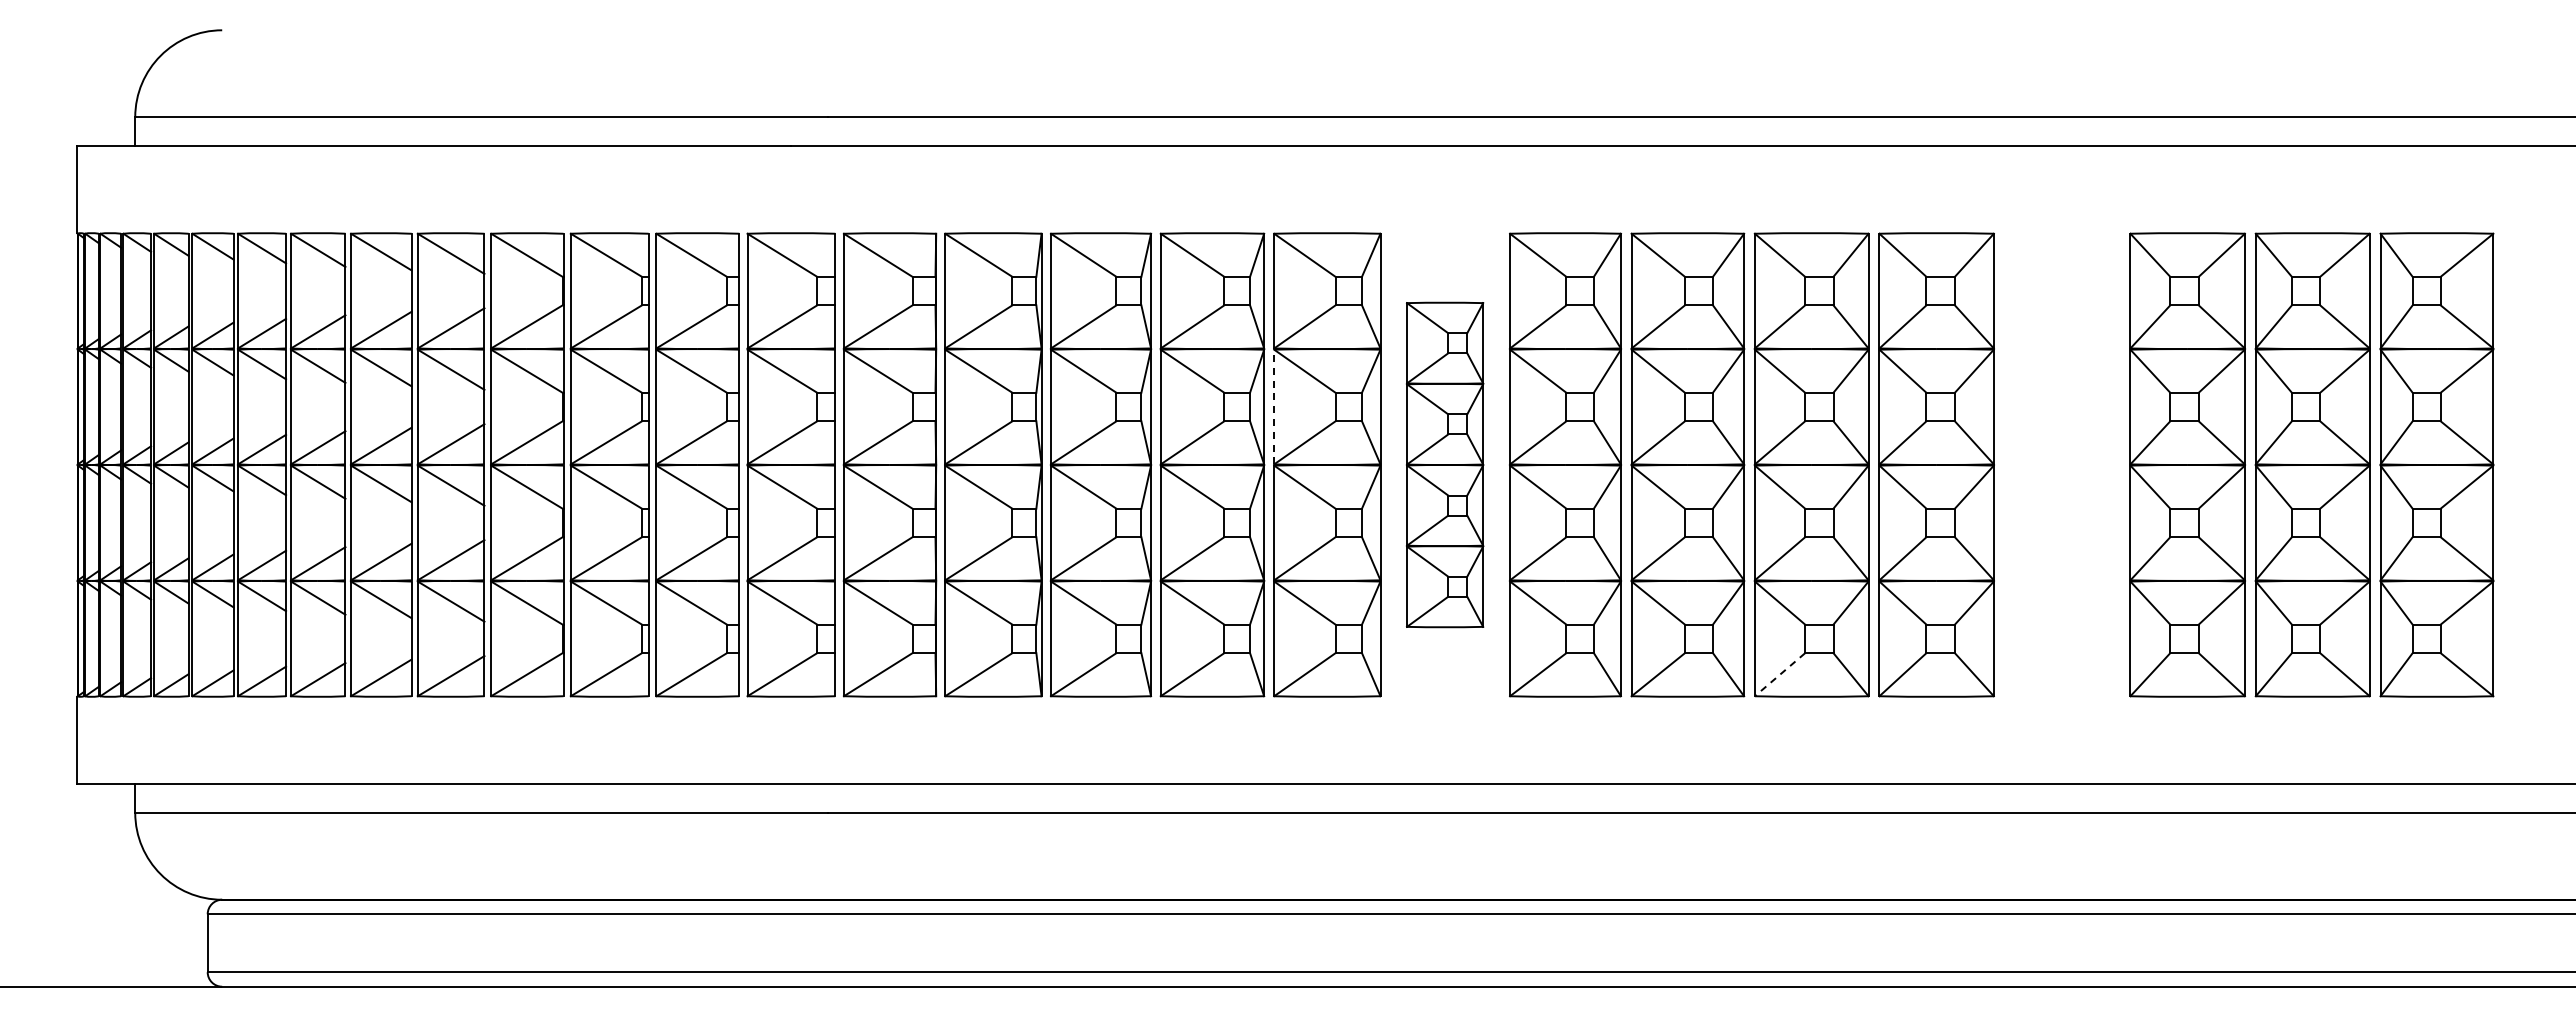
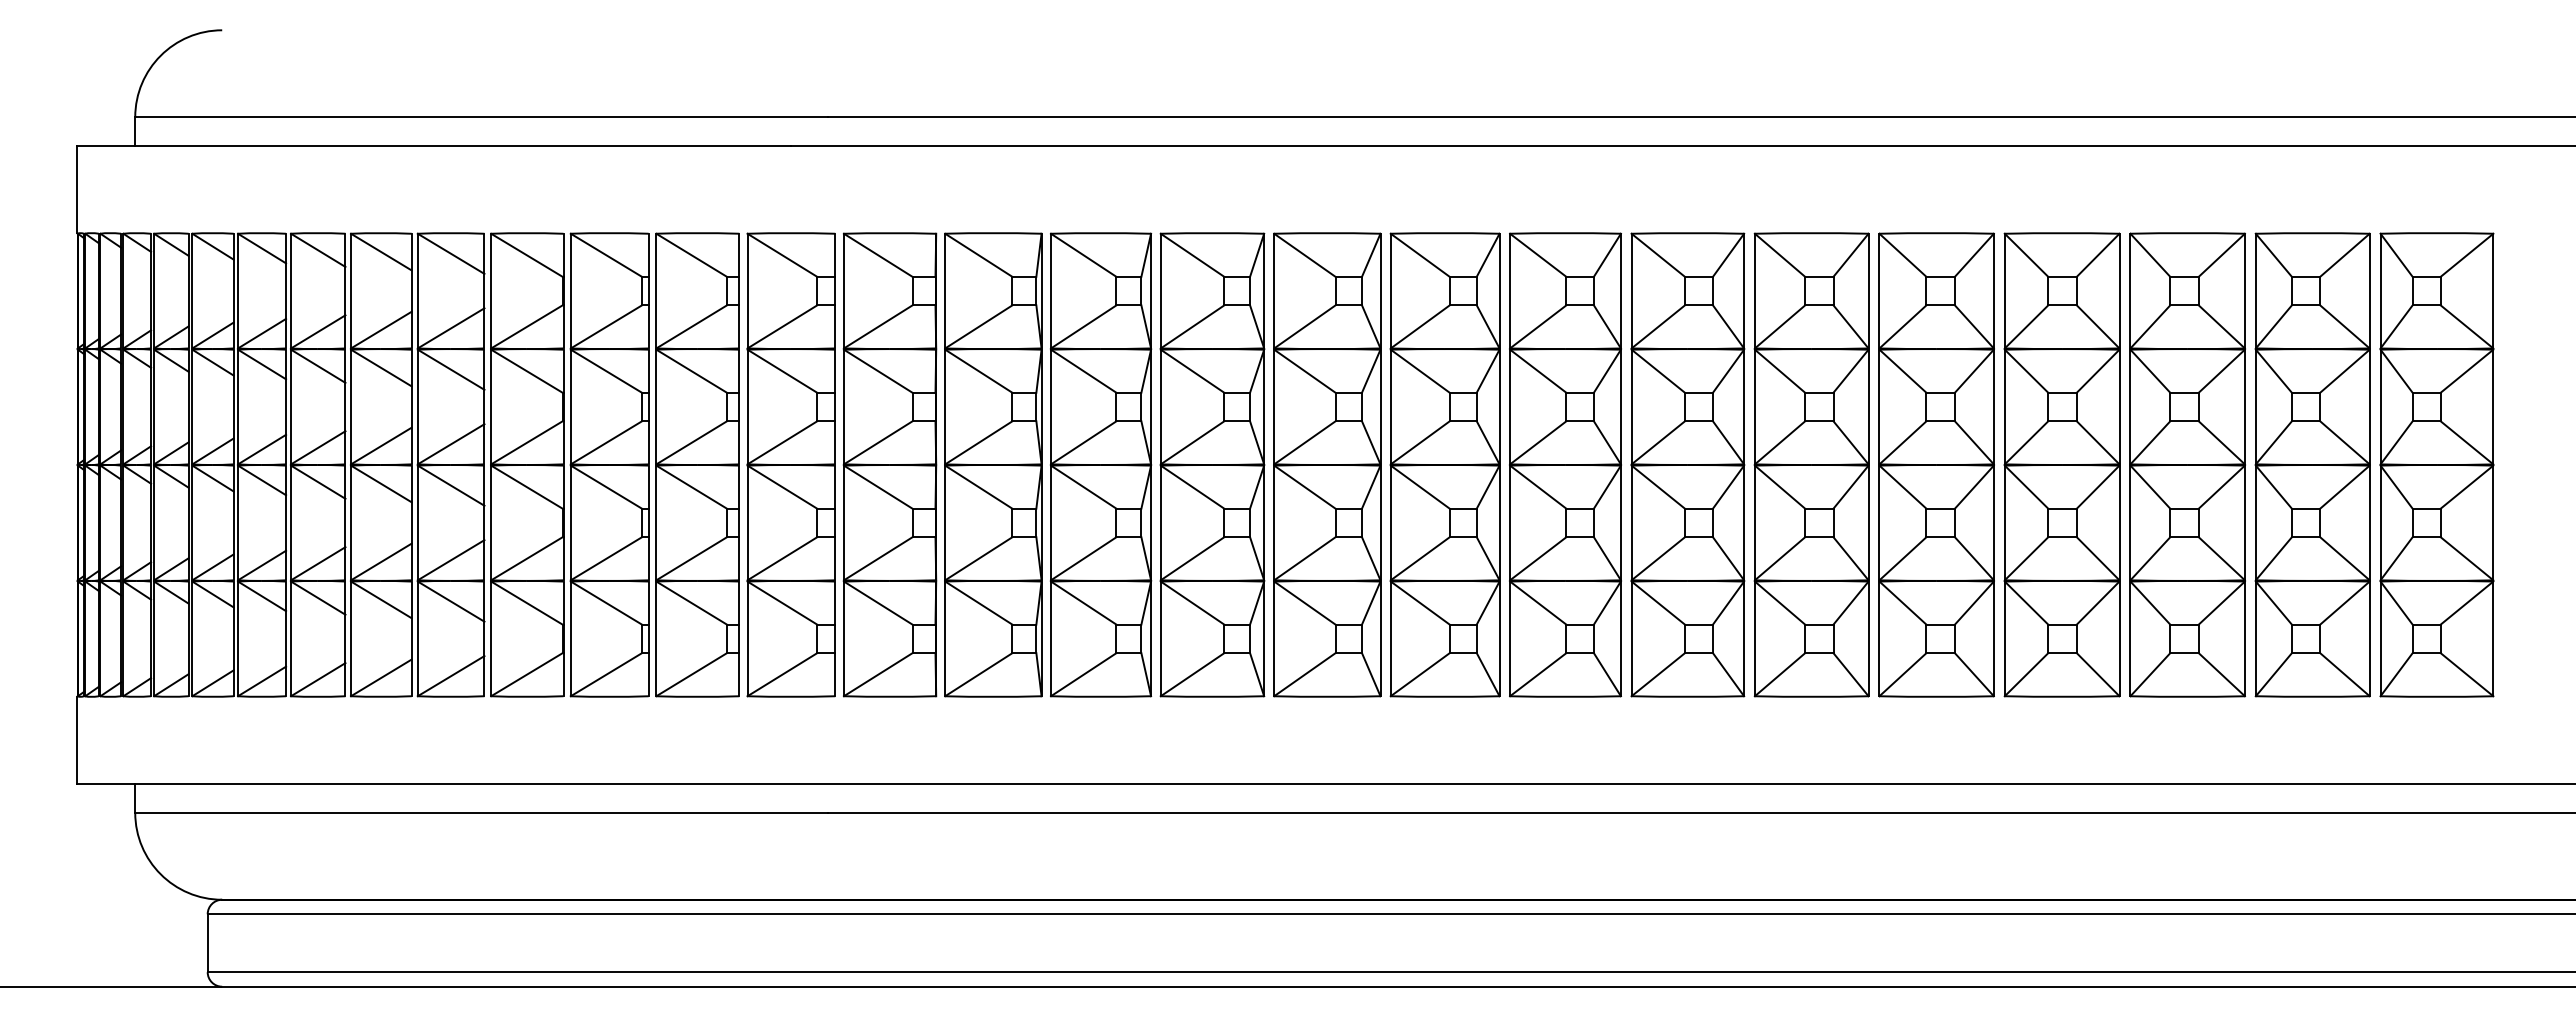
line: dashed -> solid (1274, 406)
part size: 79x328 px -> 112x466 px (1444, 464)
part: none -> present (2061, 464)
line: dashed -> solid (1779, 675)
